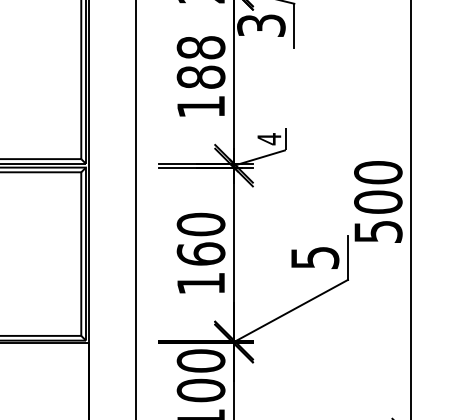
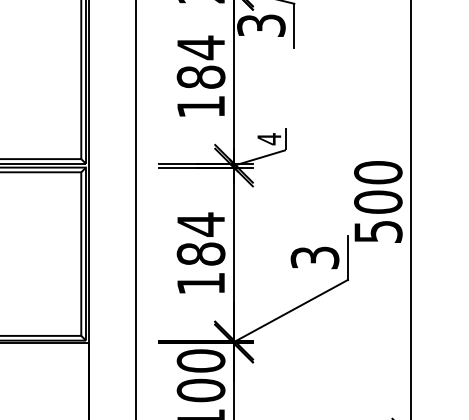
text: 188 -> 184 (200, 47)
text: 160 -> 184 (200, 238)
text: 5 -> 3 (314, 257)
